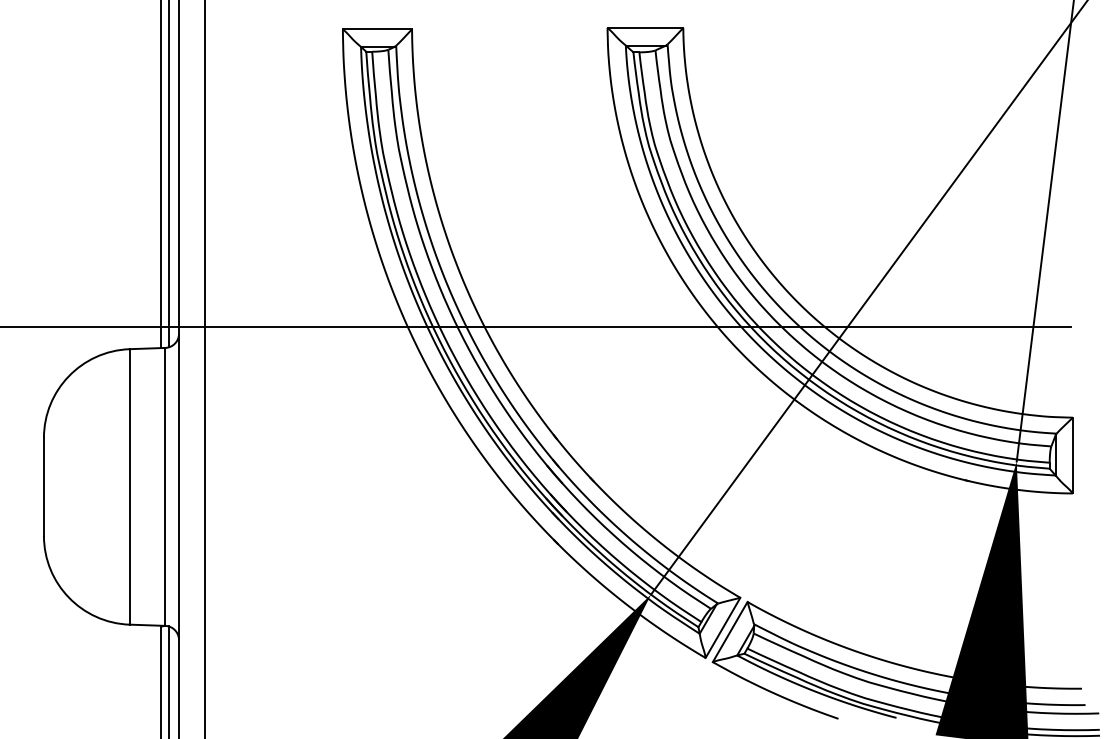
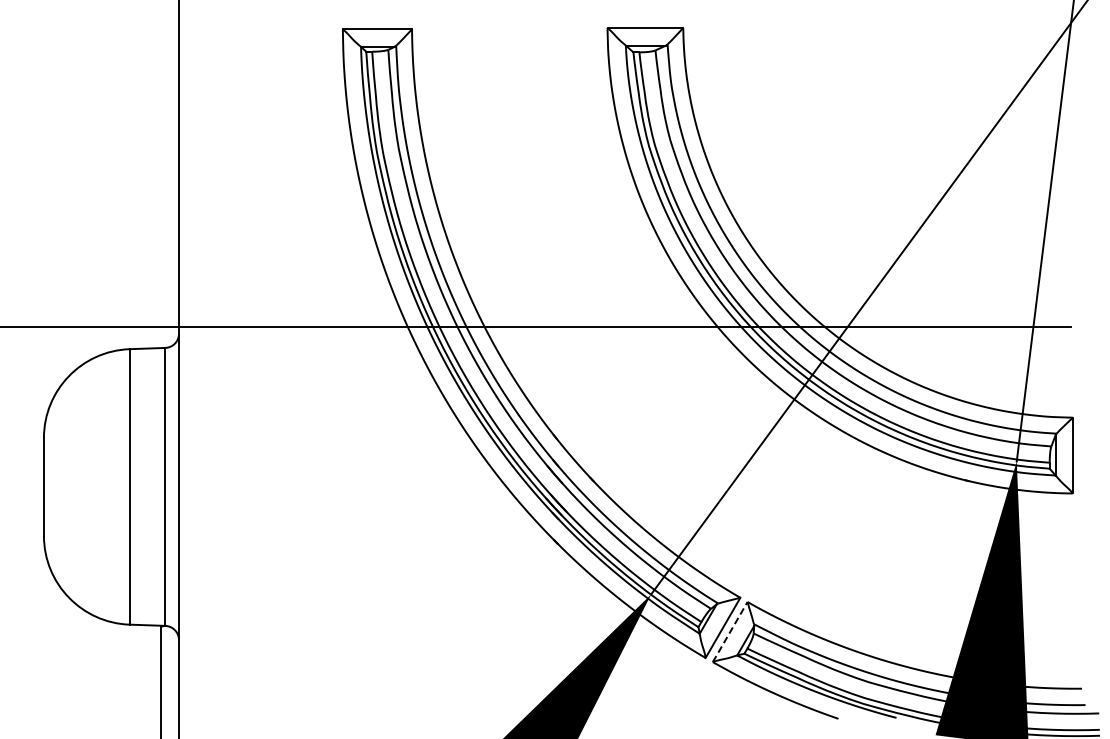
line: present -> none (168, 174)
line: present -> none (161, 175)
line: present -> none (205, 368)
line: solid -> dashed (730, 632)
line: present -> none (168, 680)
